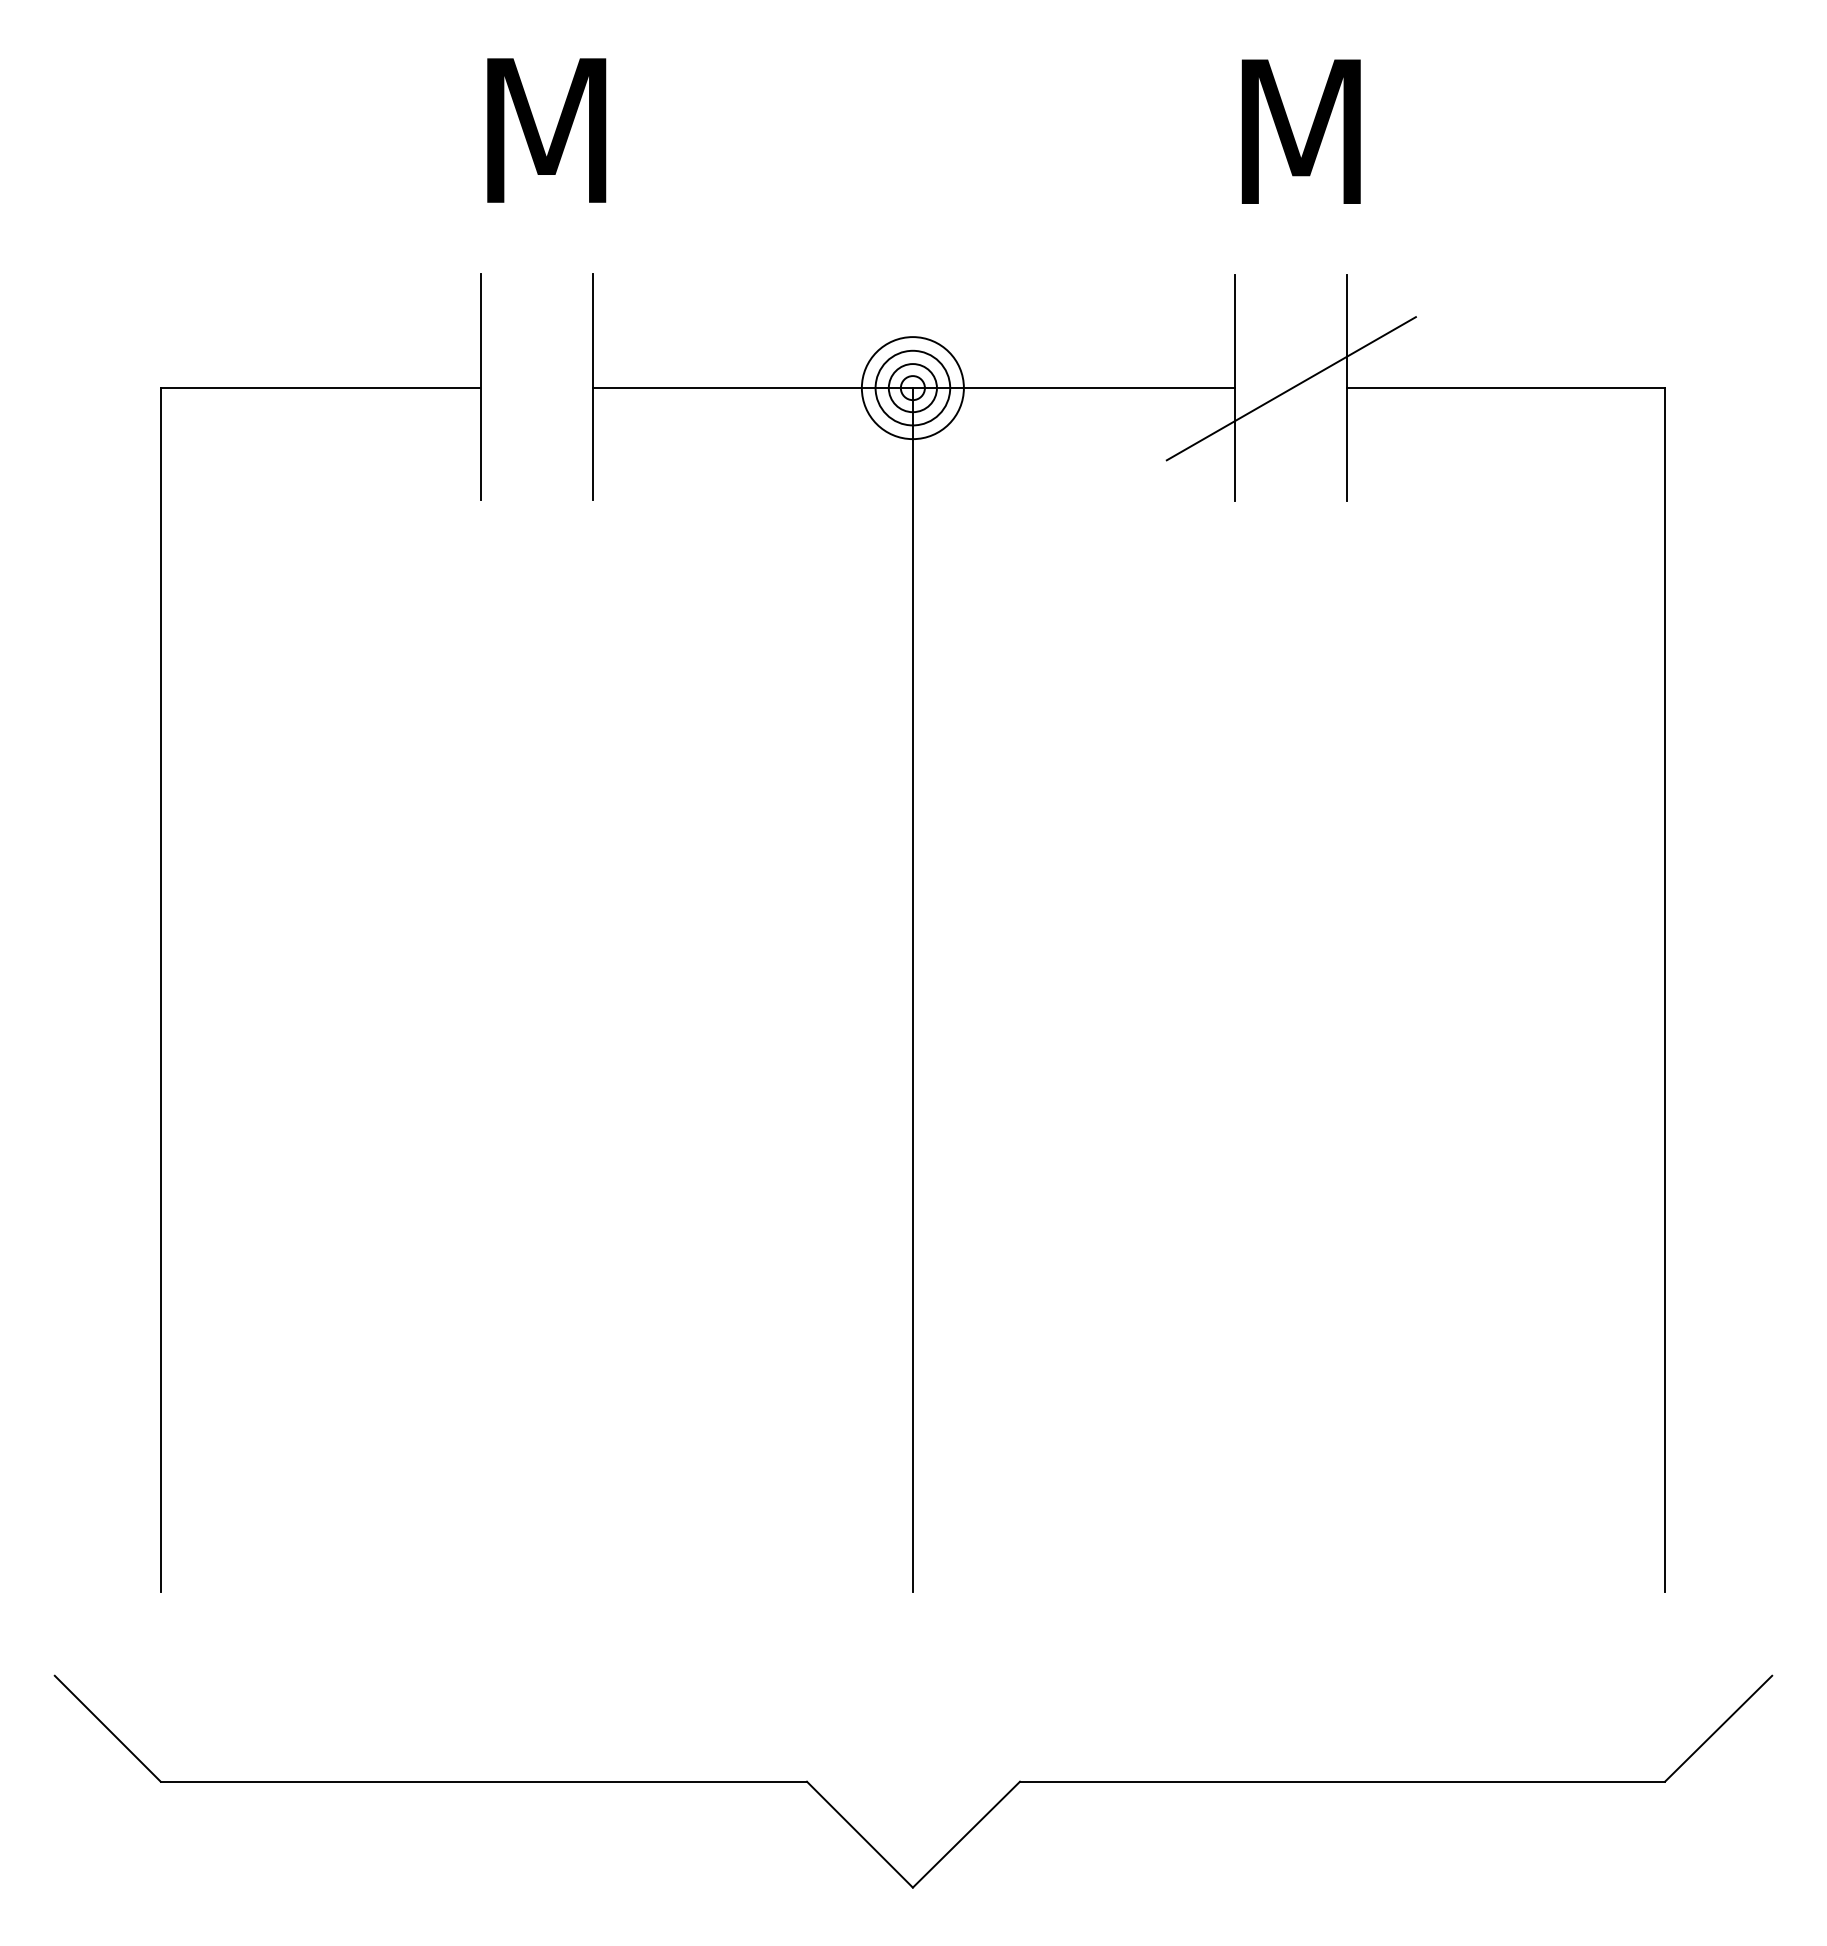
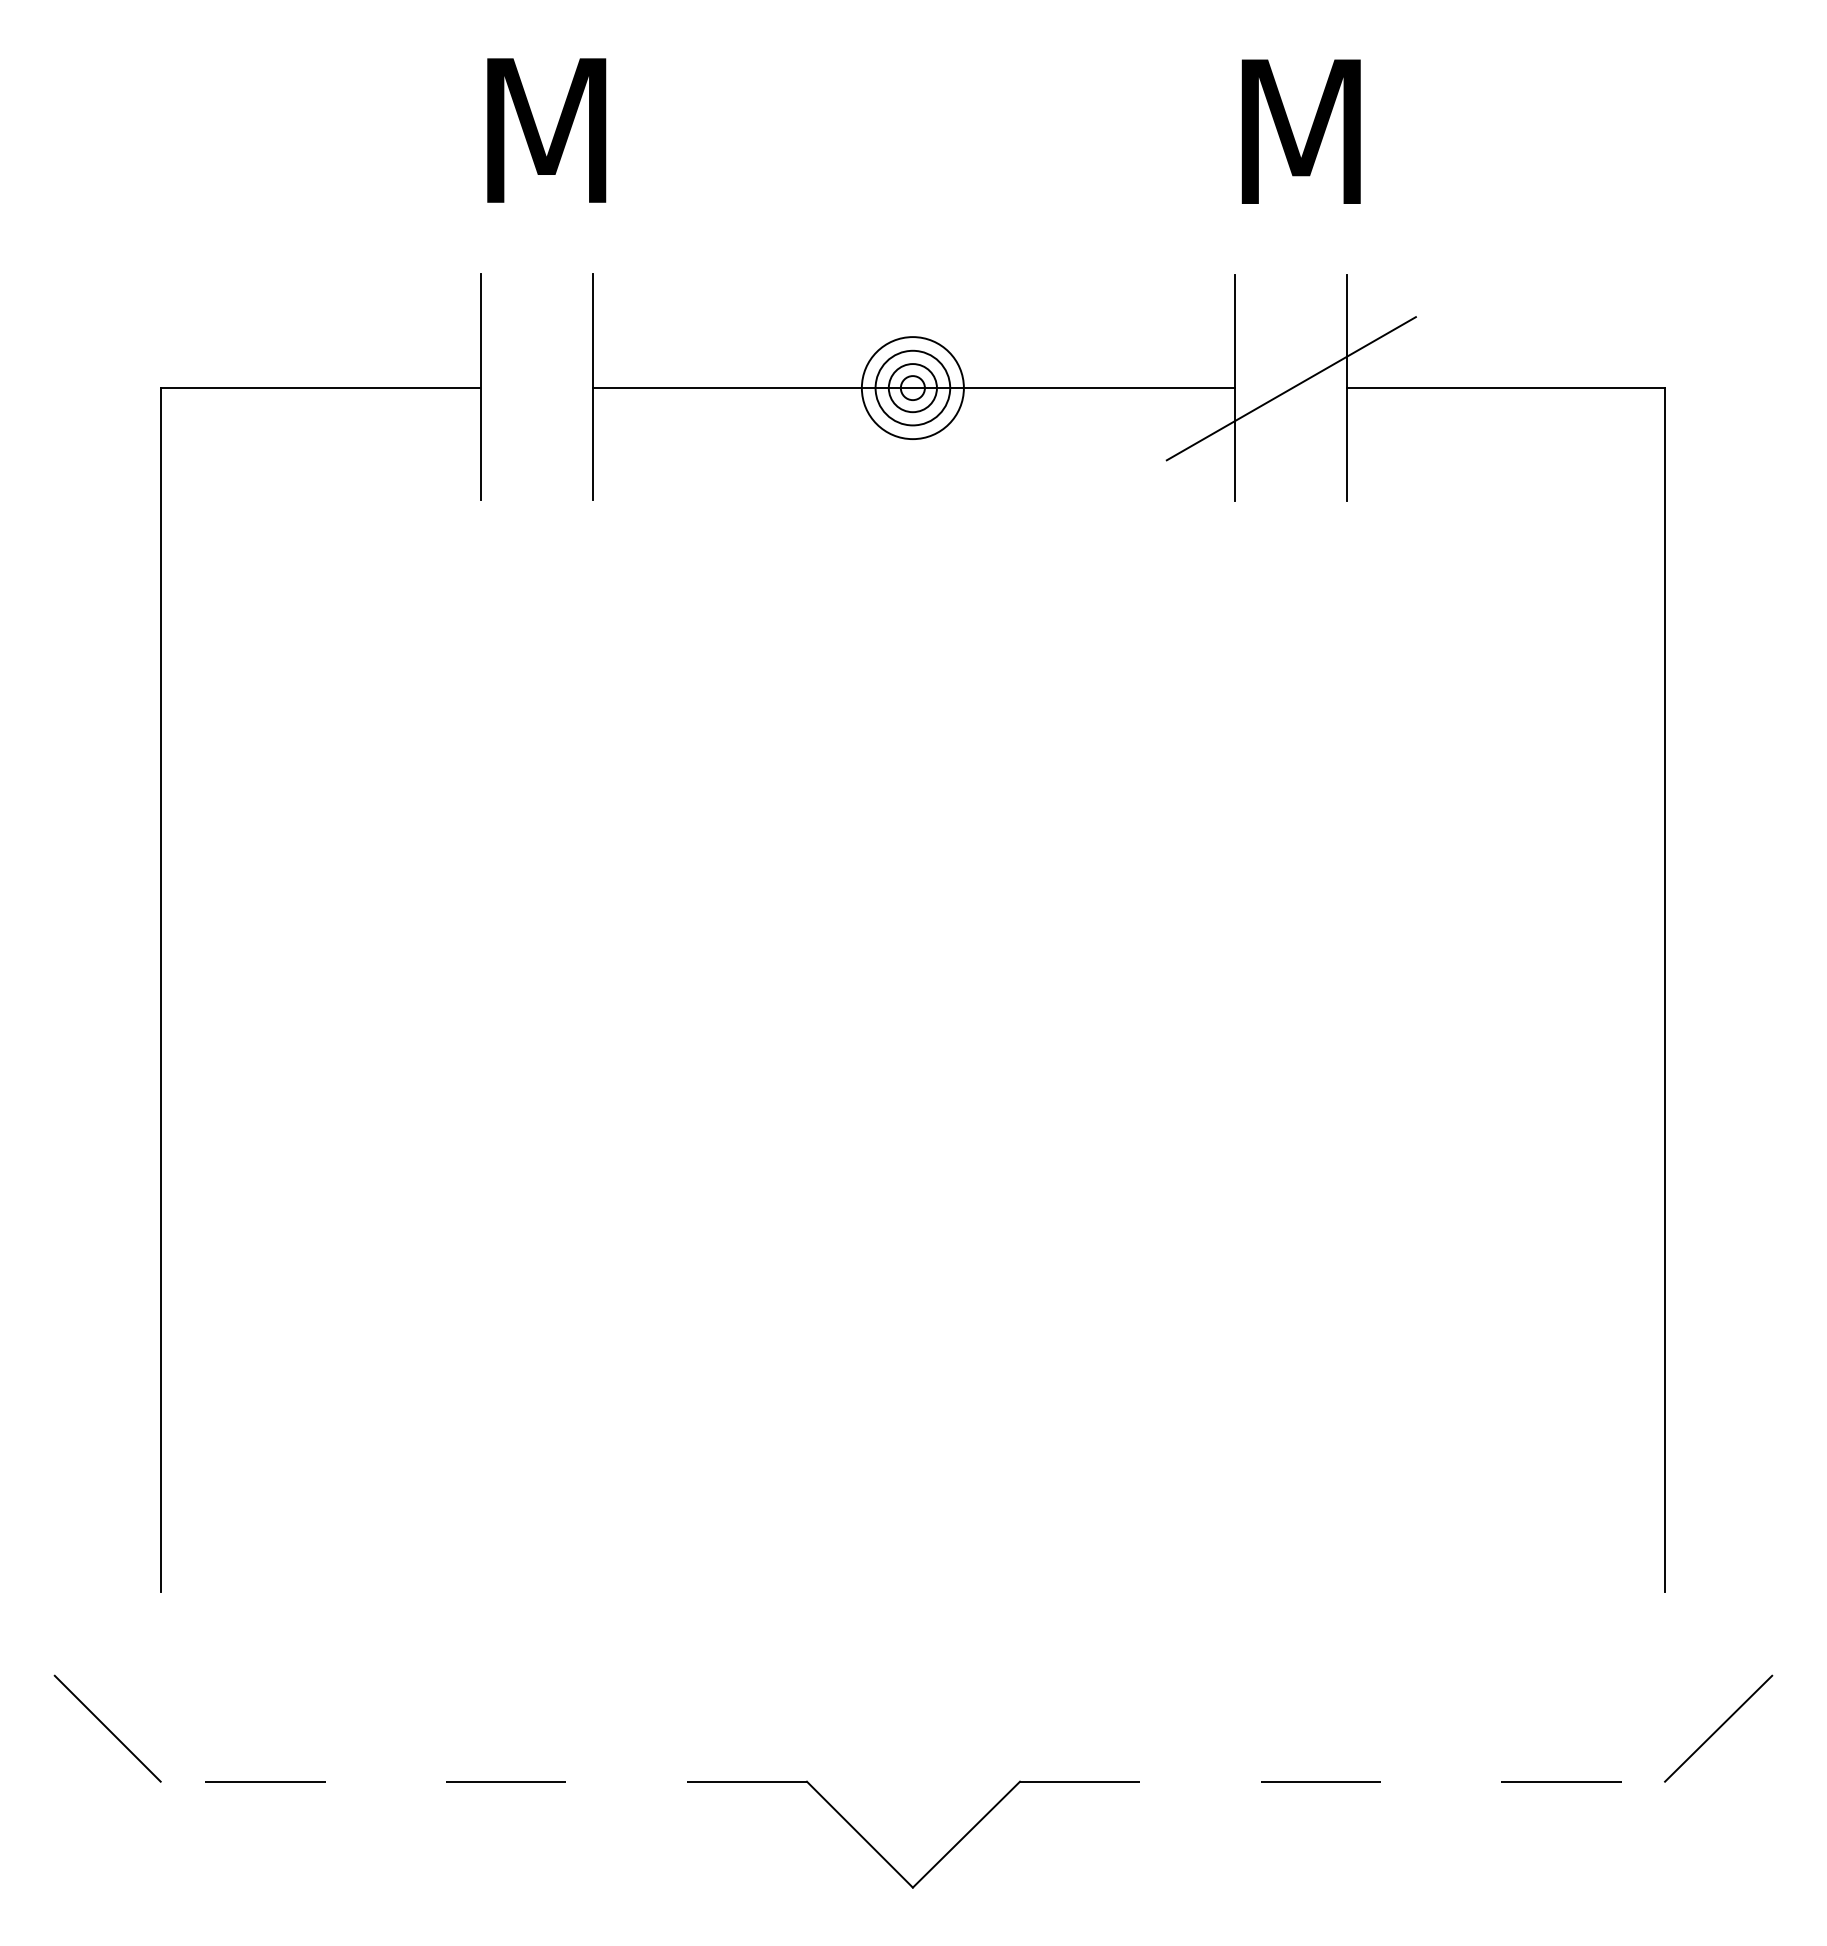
line: present -> none (912, 989)
line: solid -> dashed (483, 1781)
line: solid -> dashed (1342, 1781)
